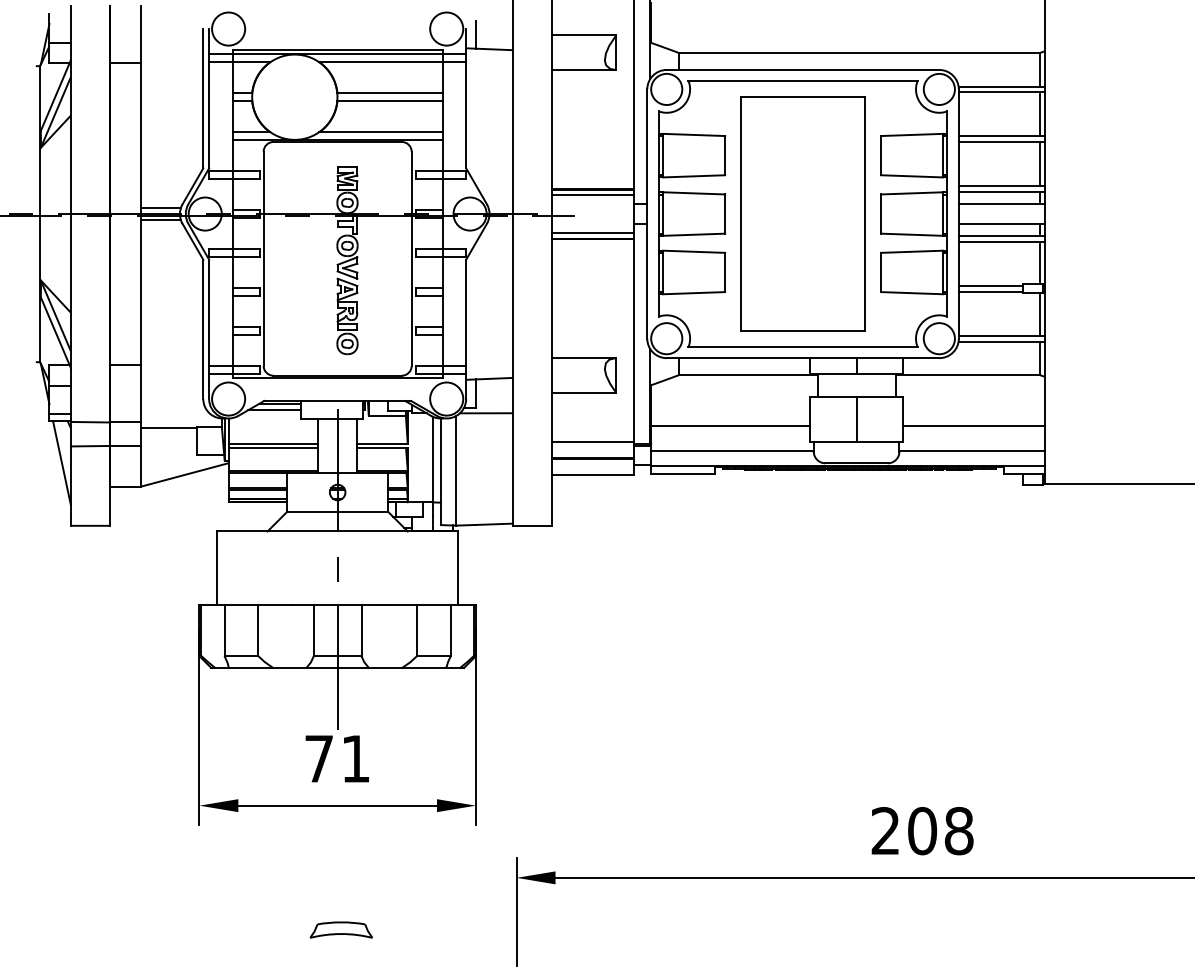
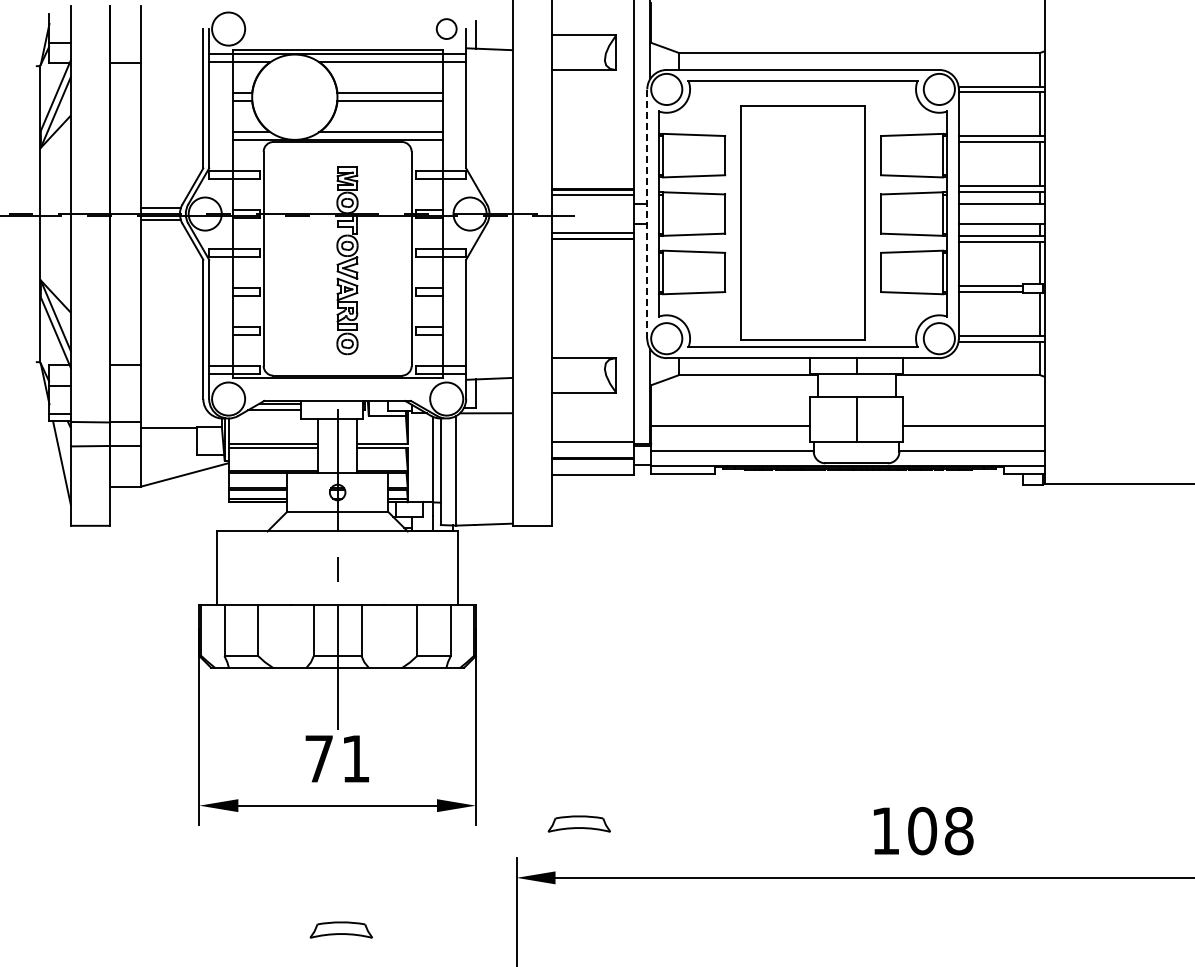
circle diameter: 33 px -> 20 px (446, 29)
part position: (802, 213) -> (802, 222) (802, 222)
line: solid -> dashed (647, 214)
part: none -> present (578, 823)
text: 208 -> 108 (884, 830)
